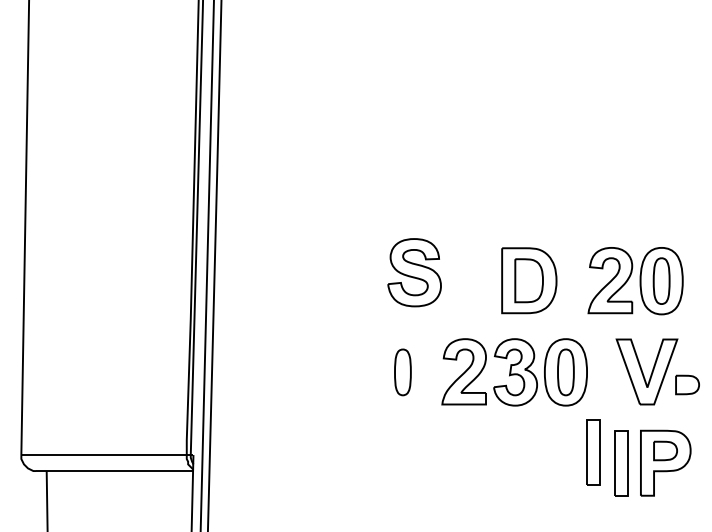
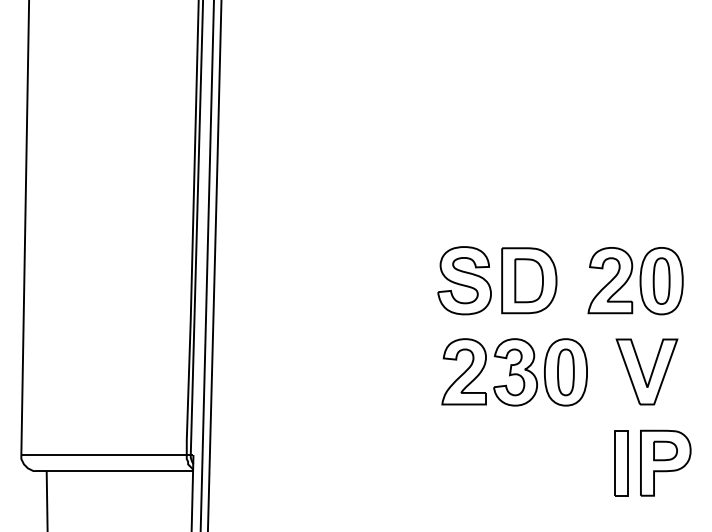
part position: (414, 272) -> (464, 280) (464, 280)
part: present -> none (402, 372)
part: present -> none (687, 384)
part: present -> none (593, 452)
